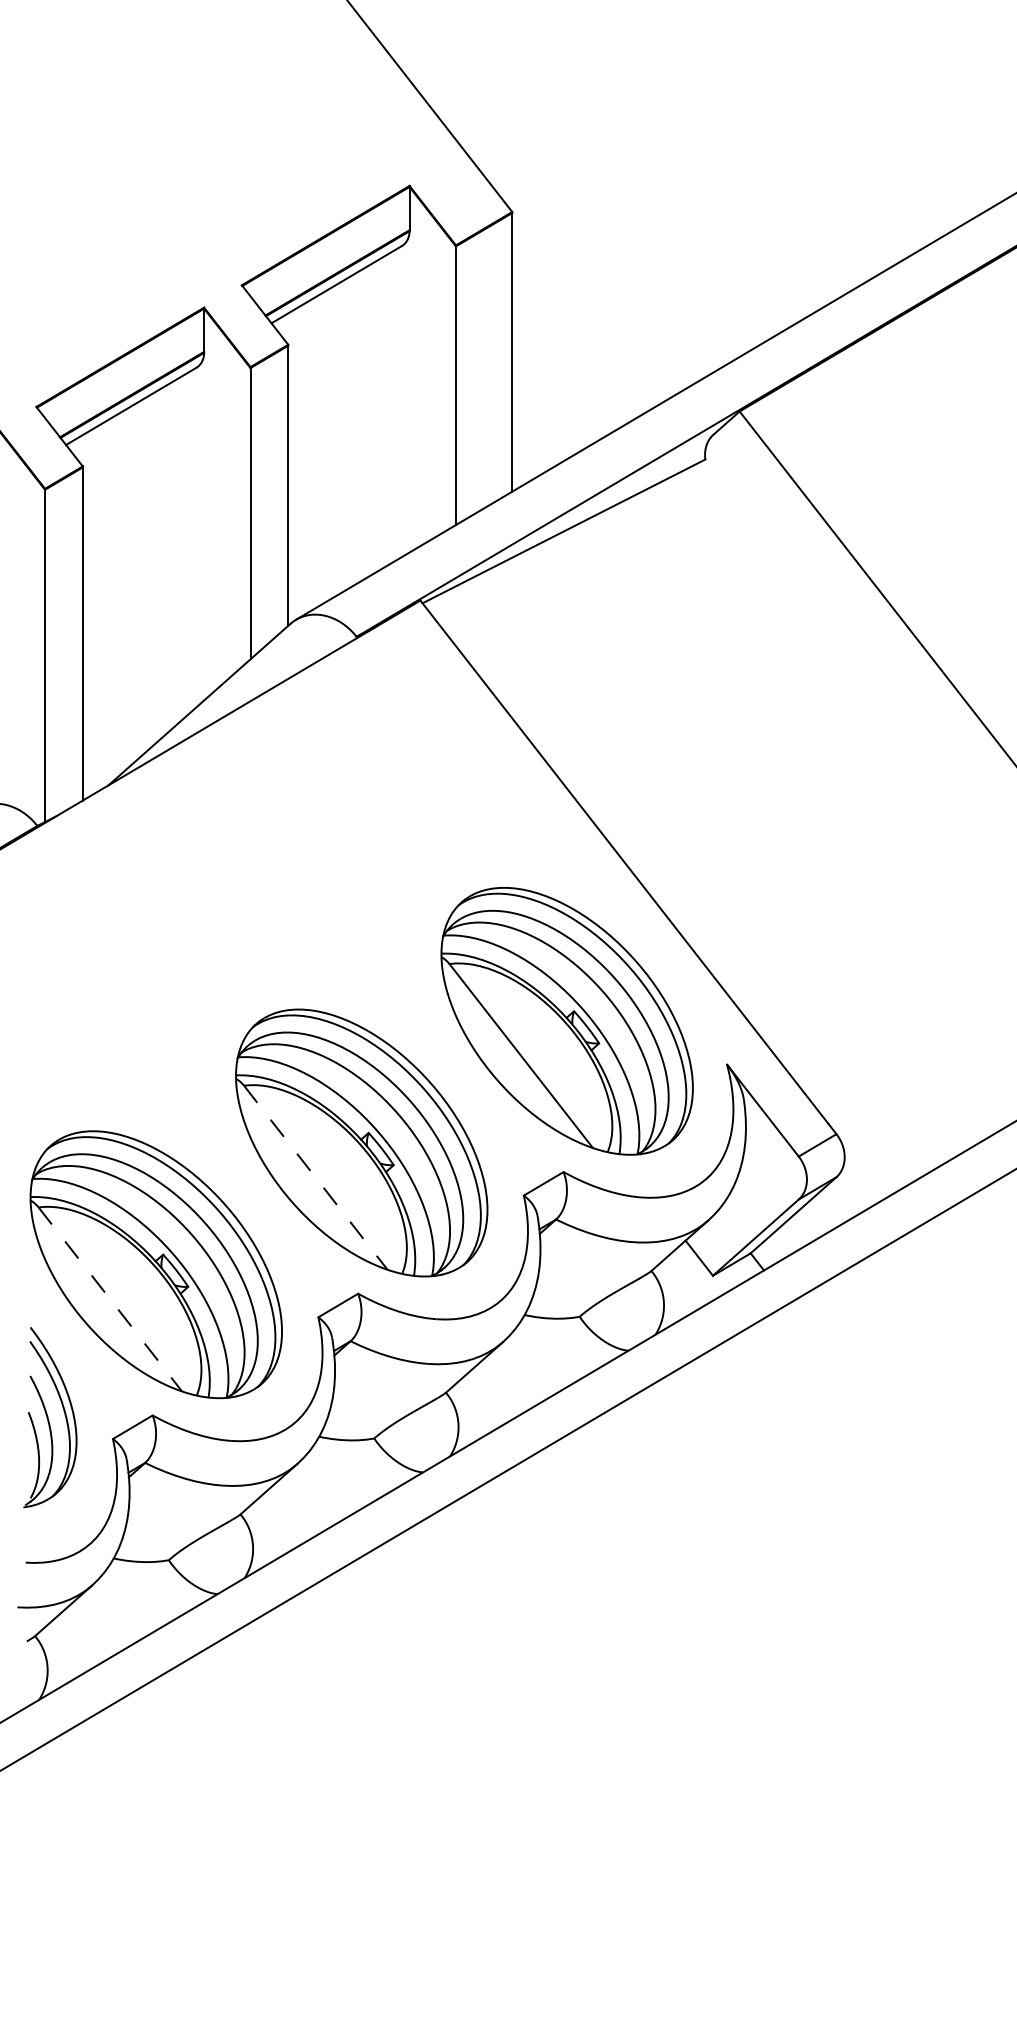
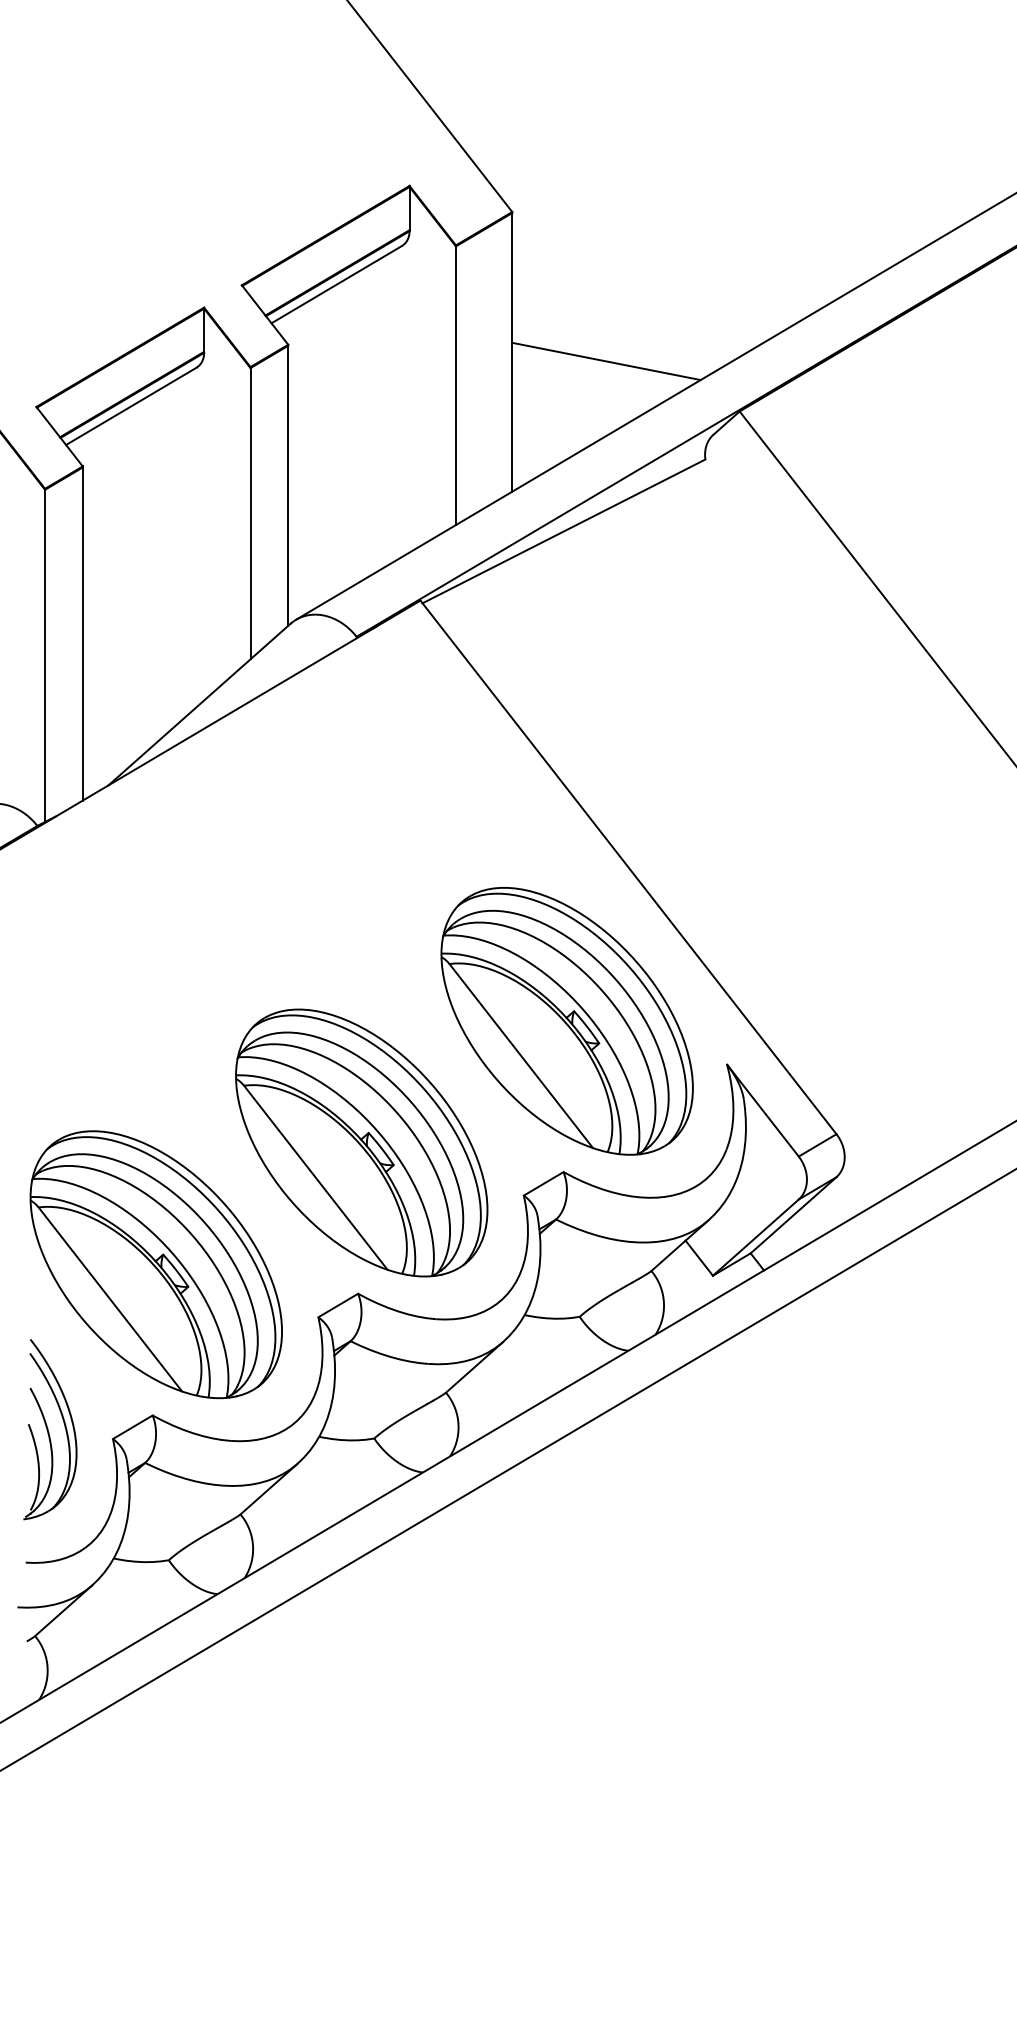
line: none -> present (606, 361)
line: dashed -> solid (315, 1177)
line: dashed -> solid (110, 1299)
part position: (50, 1417) -> (50, 1429) (50, 1429)
